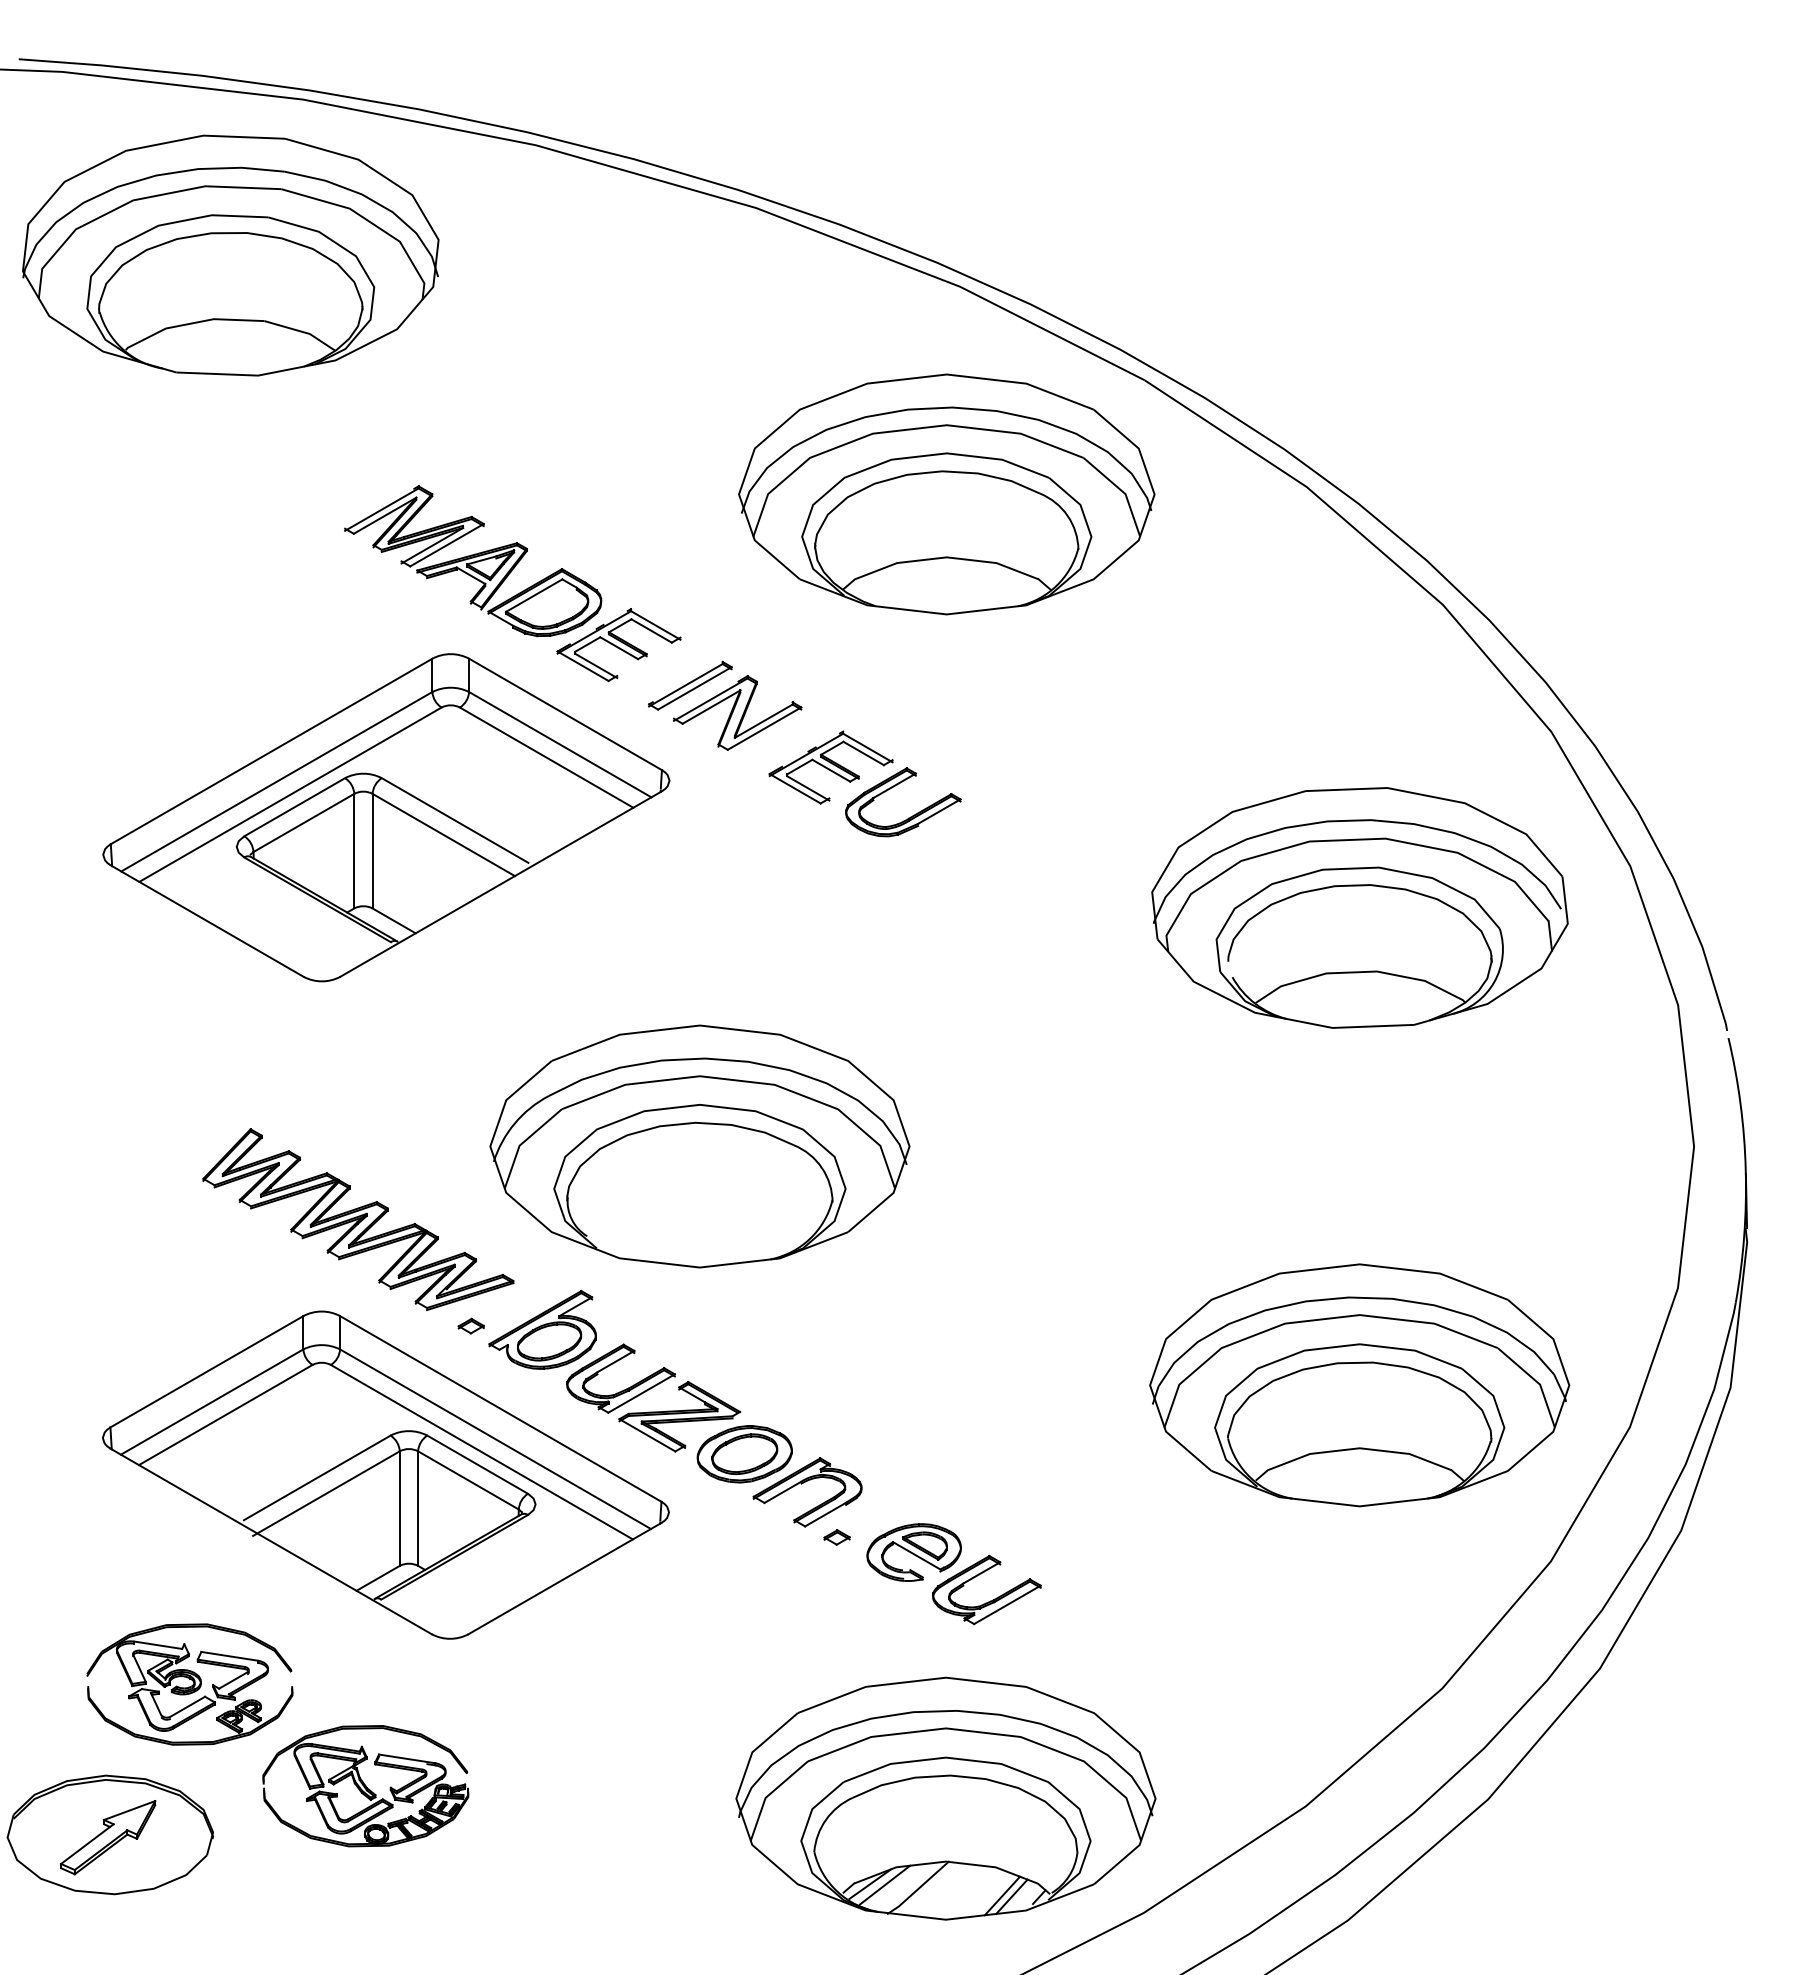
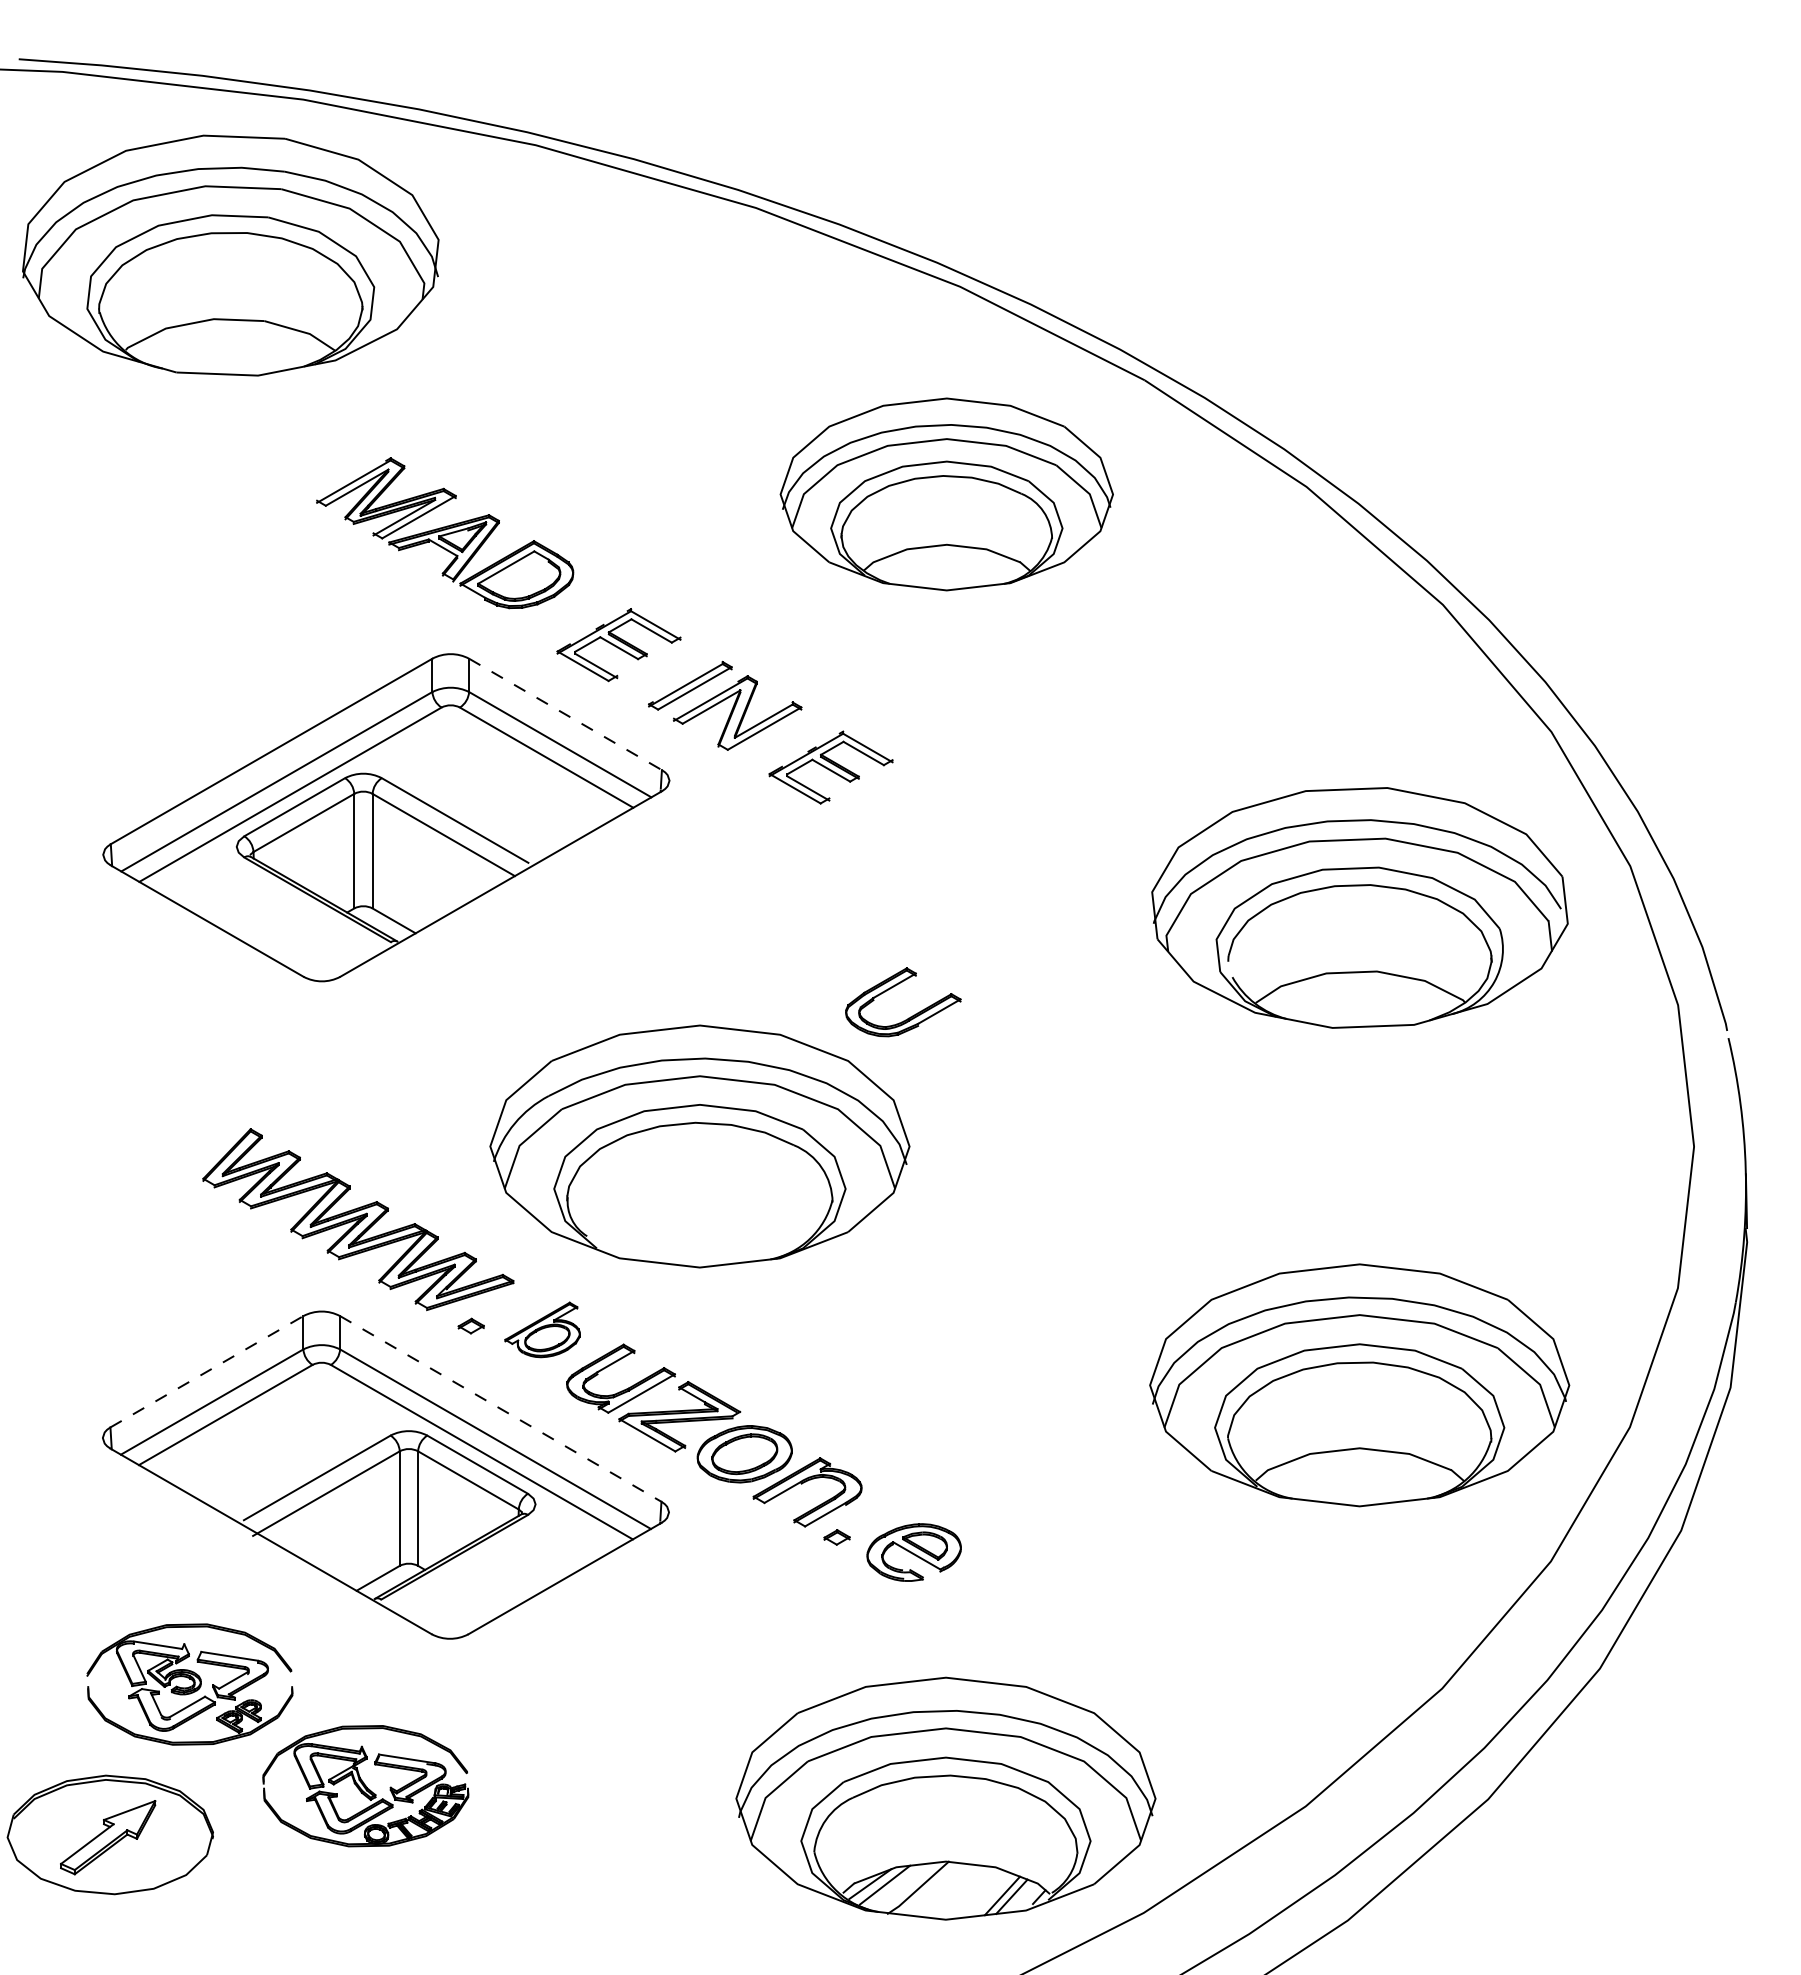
part size: 418x243 px -> 335x195 px (946, 494)
part position: (473, 561) -> (445, 533) (445, 533)
line: solid -> dashed (565, 714)
part position: (910, 816) -> (910, 1016) (910, 1016)
part size: 109x80 px -> 77x58 px (542, 1329)
line: solid -> dashed (207, 1371)
line: solid -> dashed (500, 1408)
part: present -> none (992, 1599)
